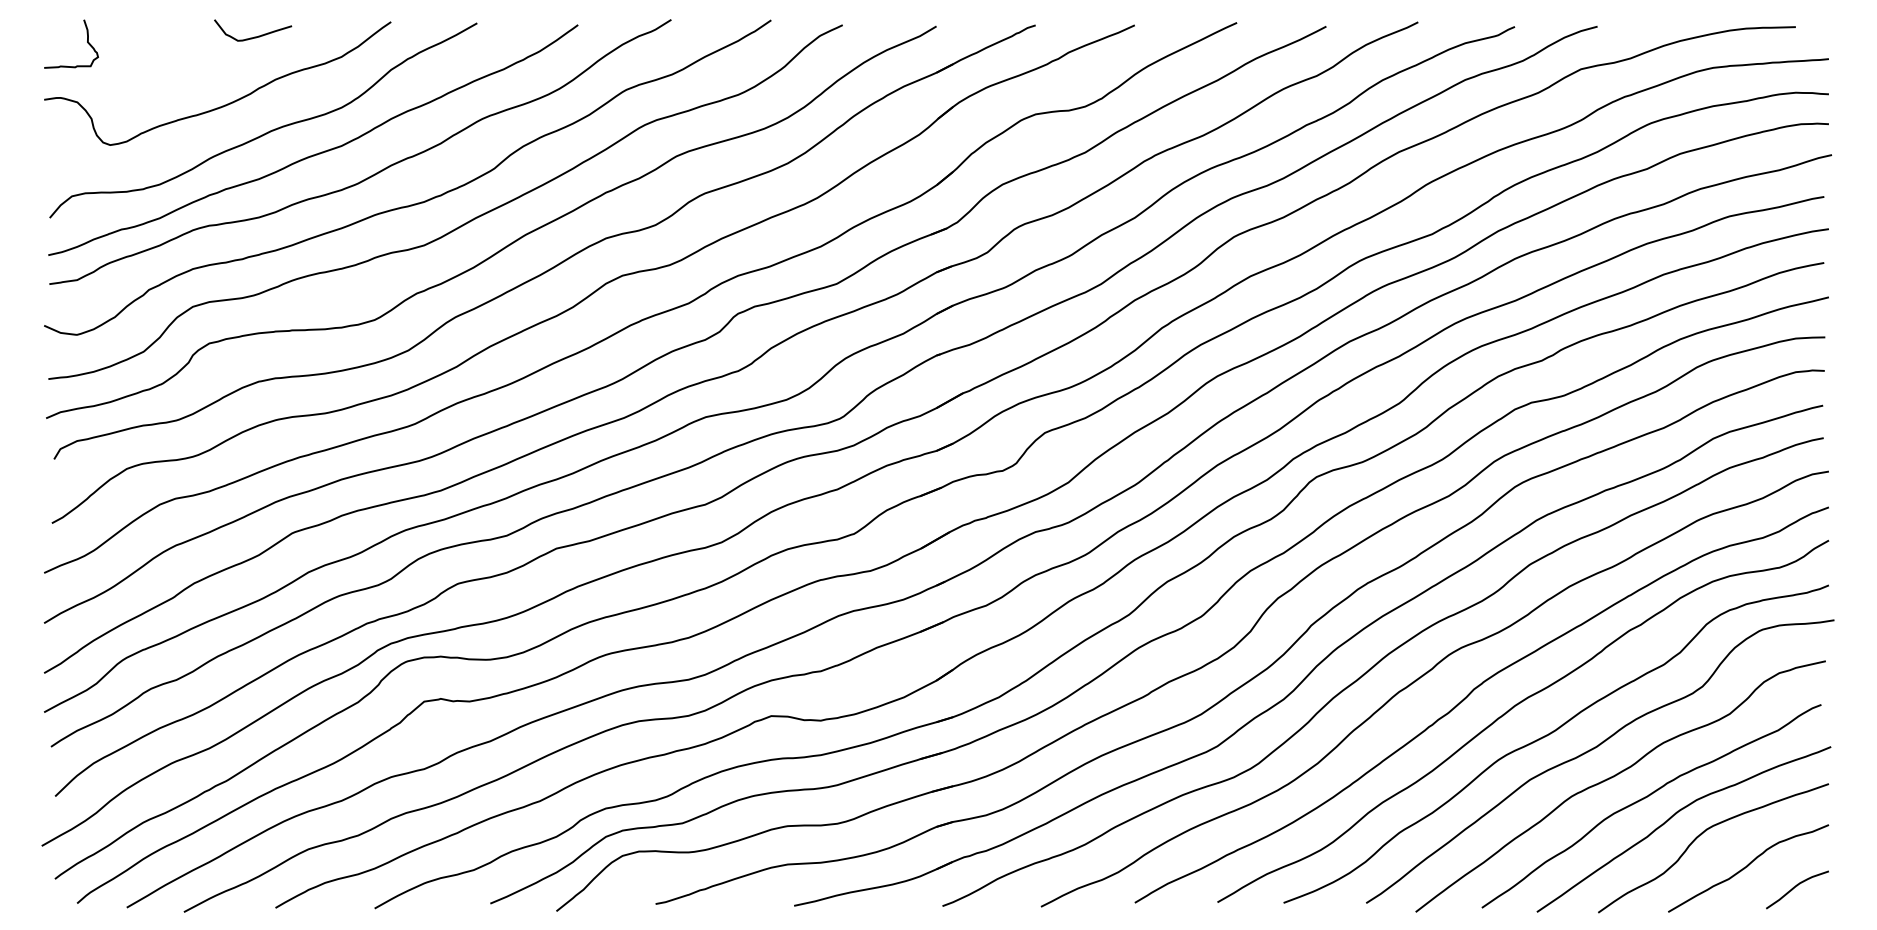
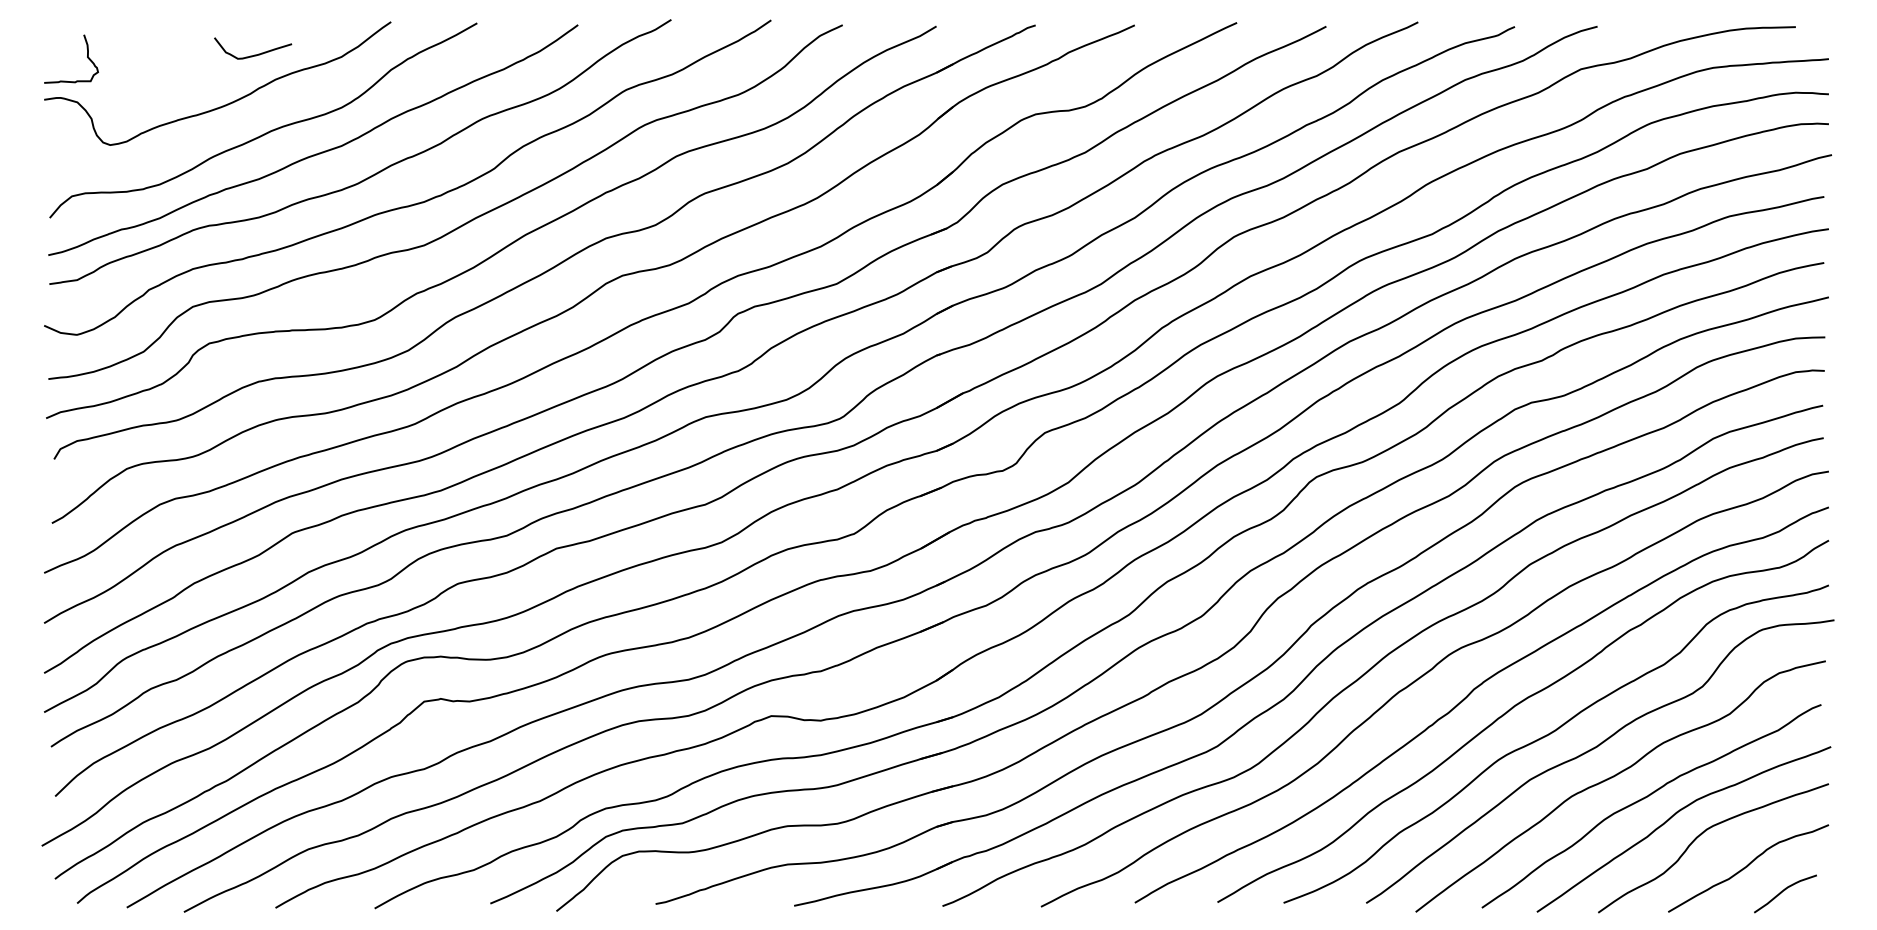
curve position: (254, 36) -> (254, 54) (254, 54)
curve position: (87, 43) -> (87, 58) (87, 58)
curve position: (1795, 887) -> (1783, 891) (1783, 891)
